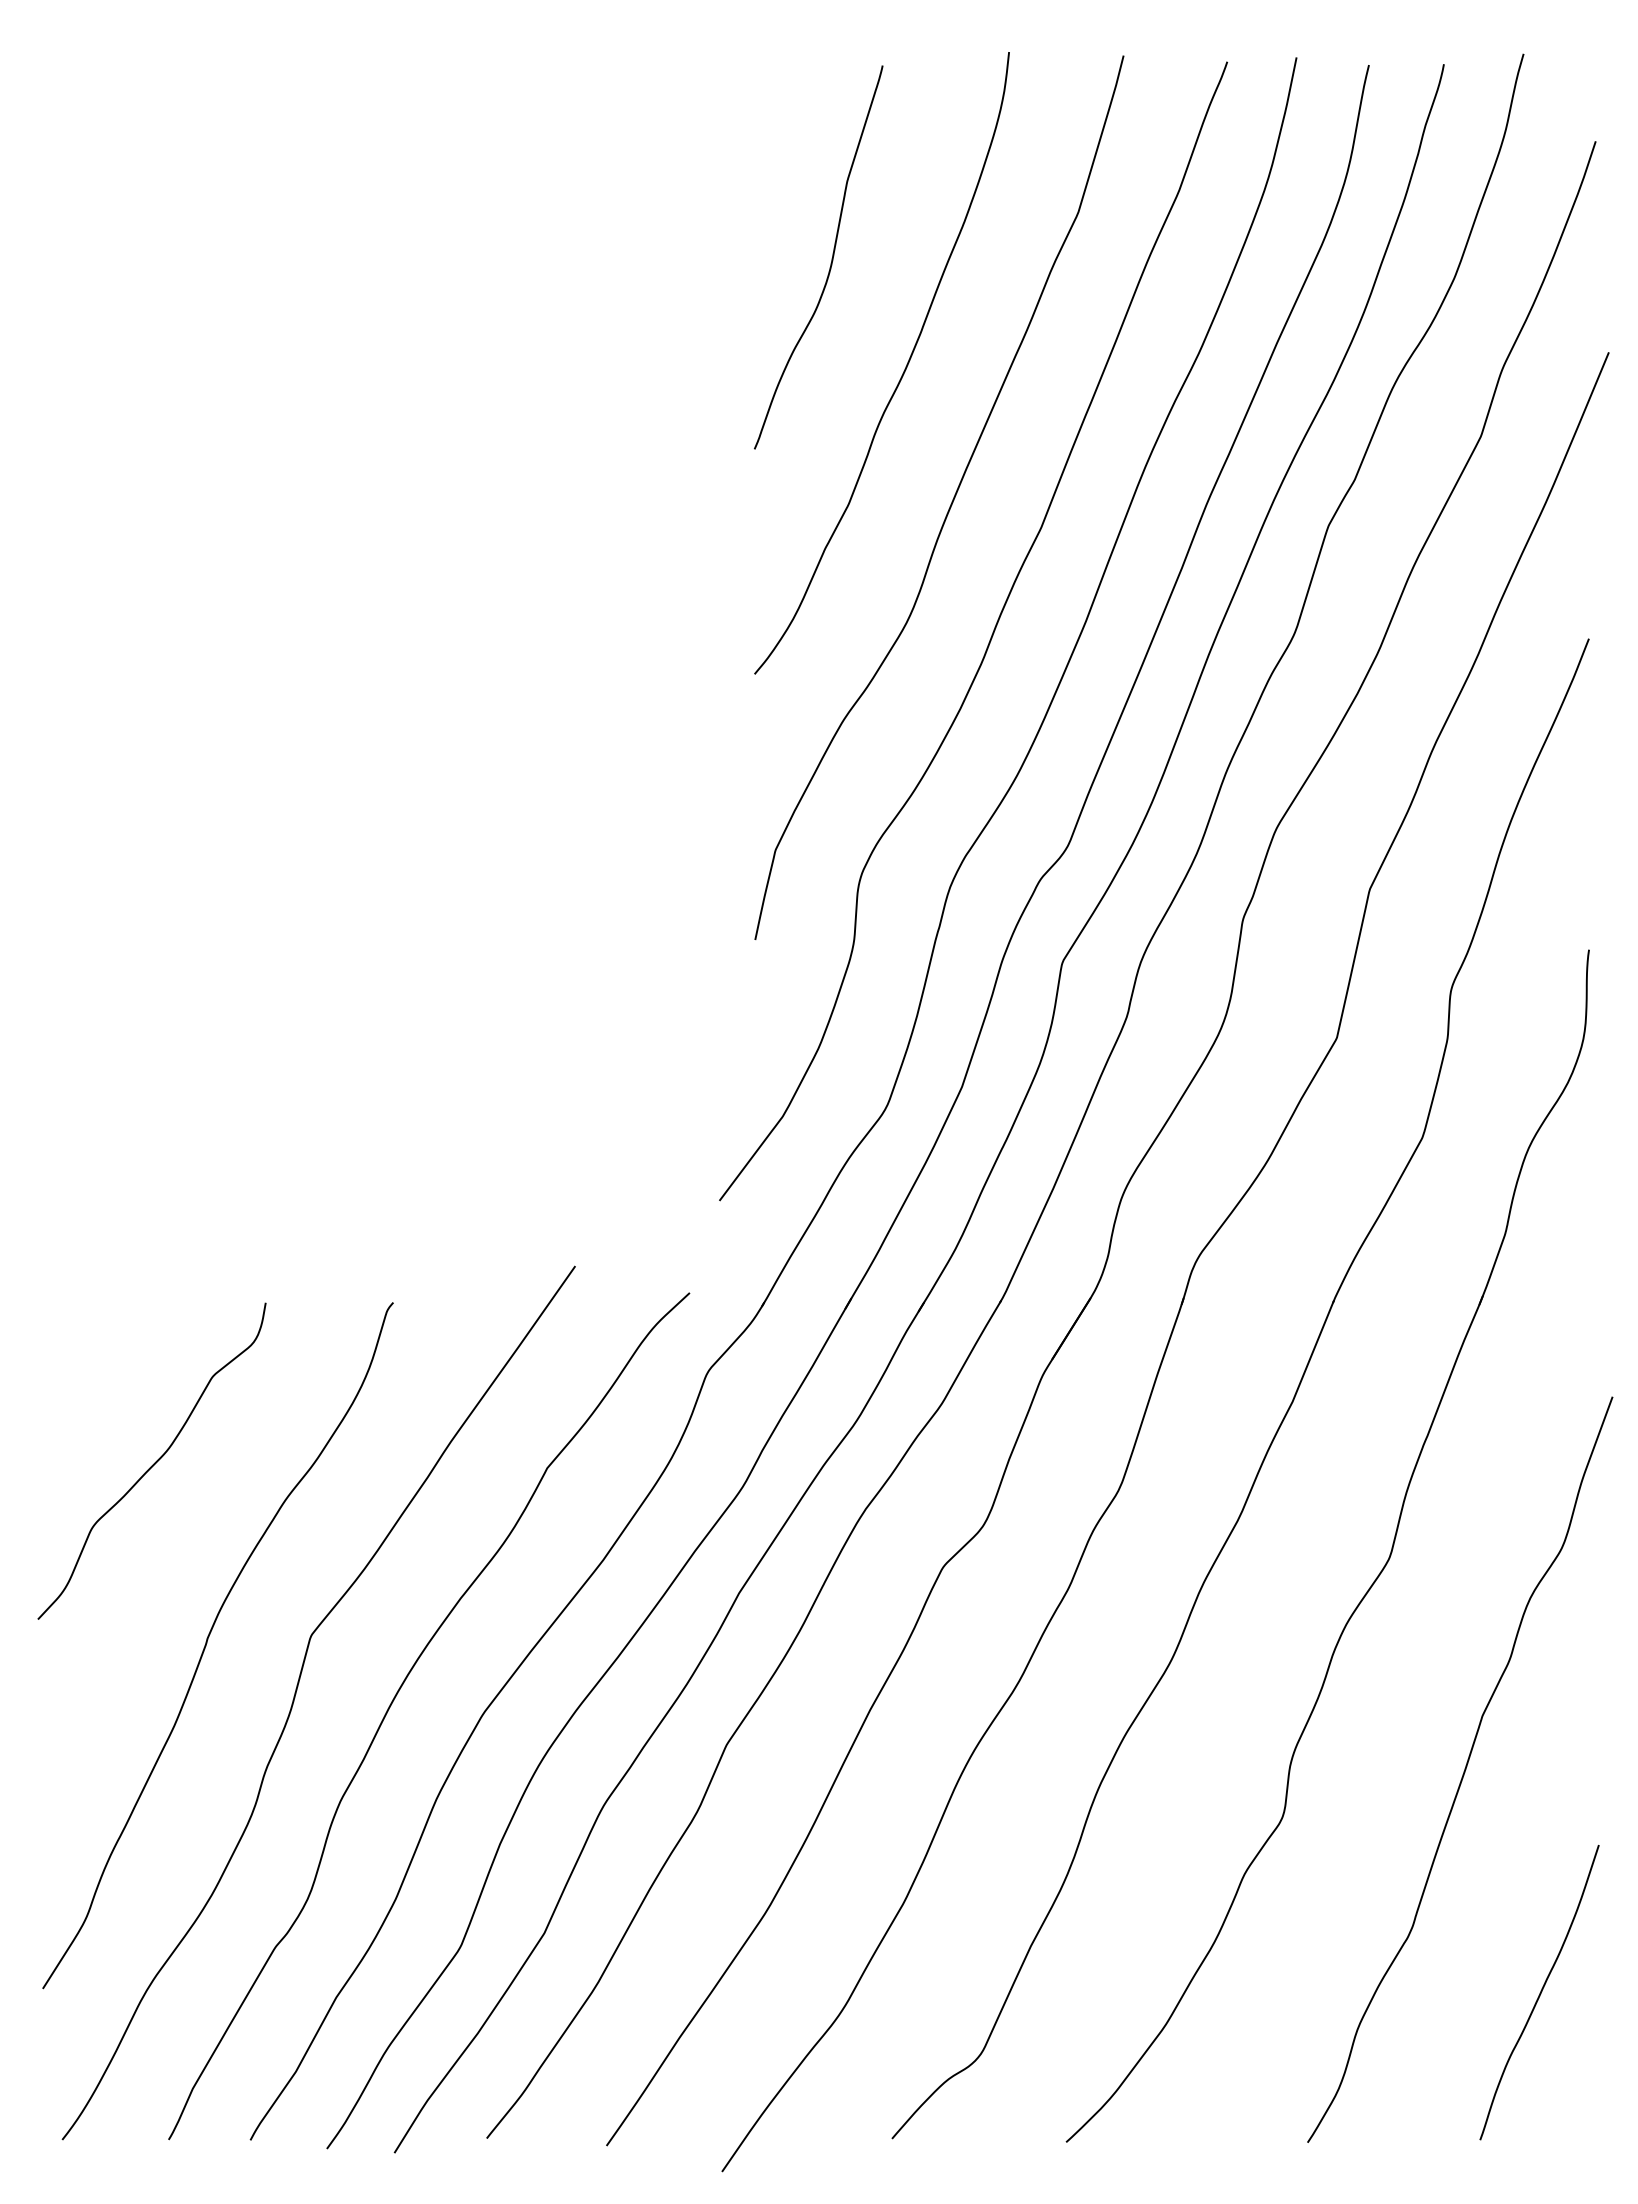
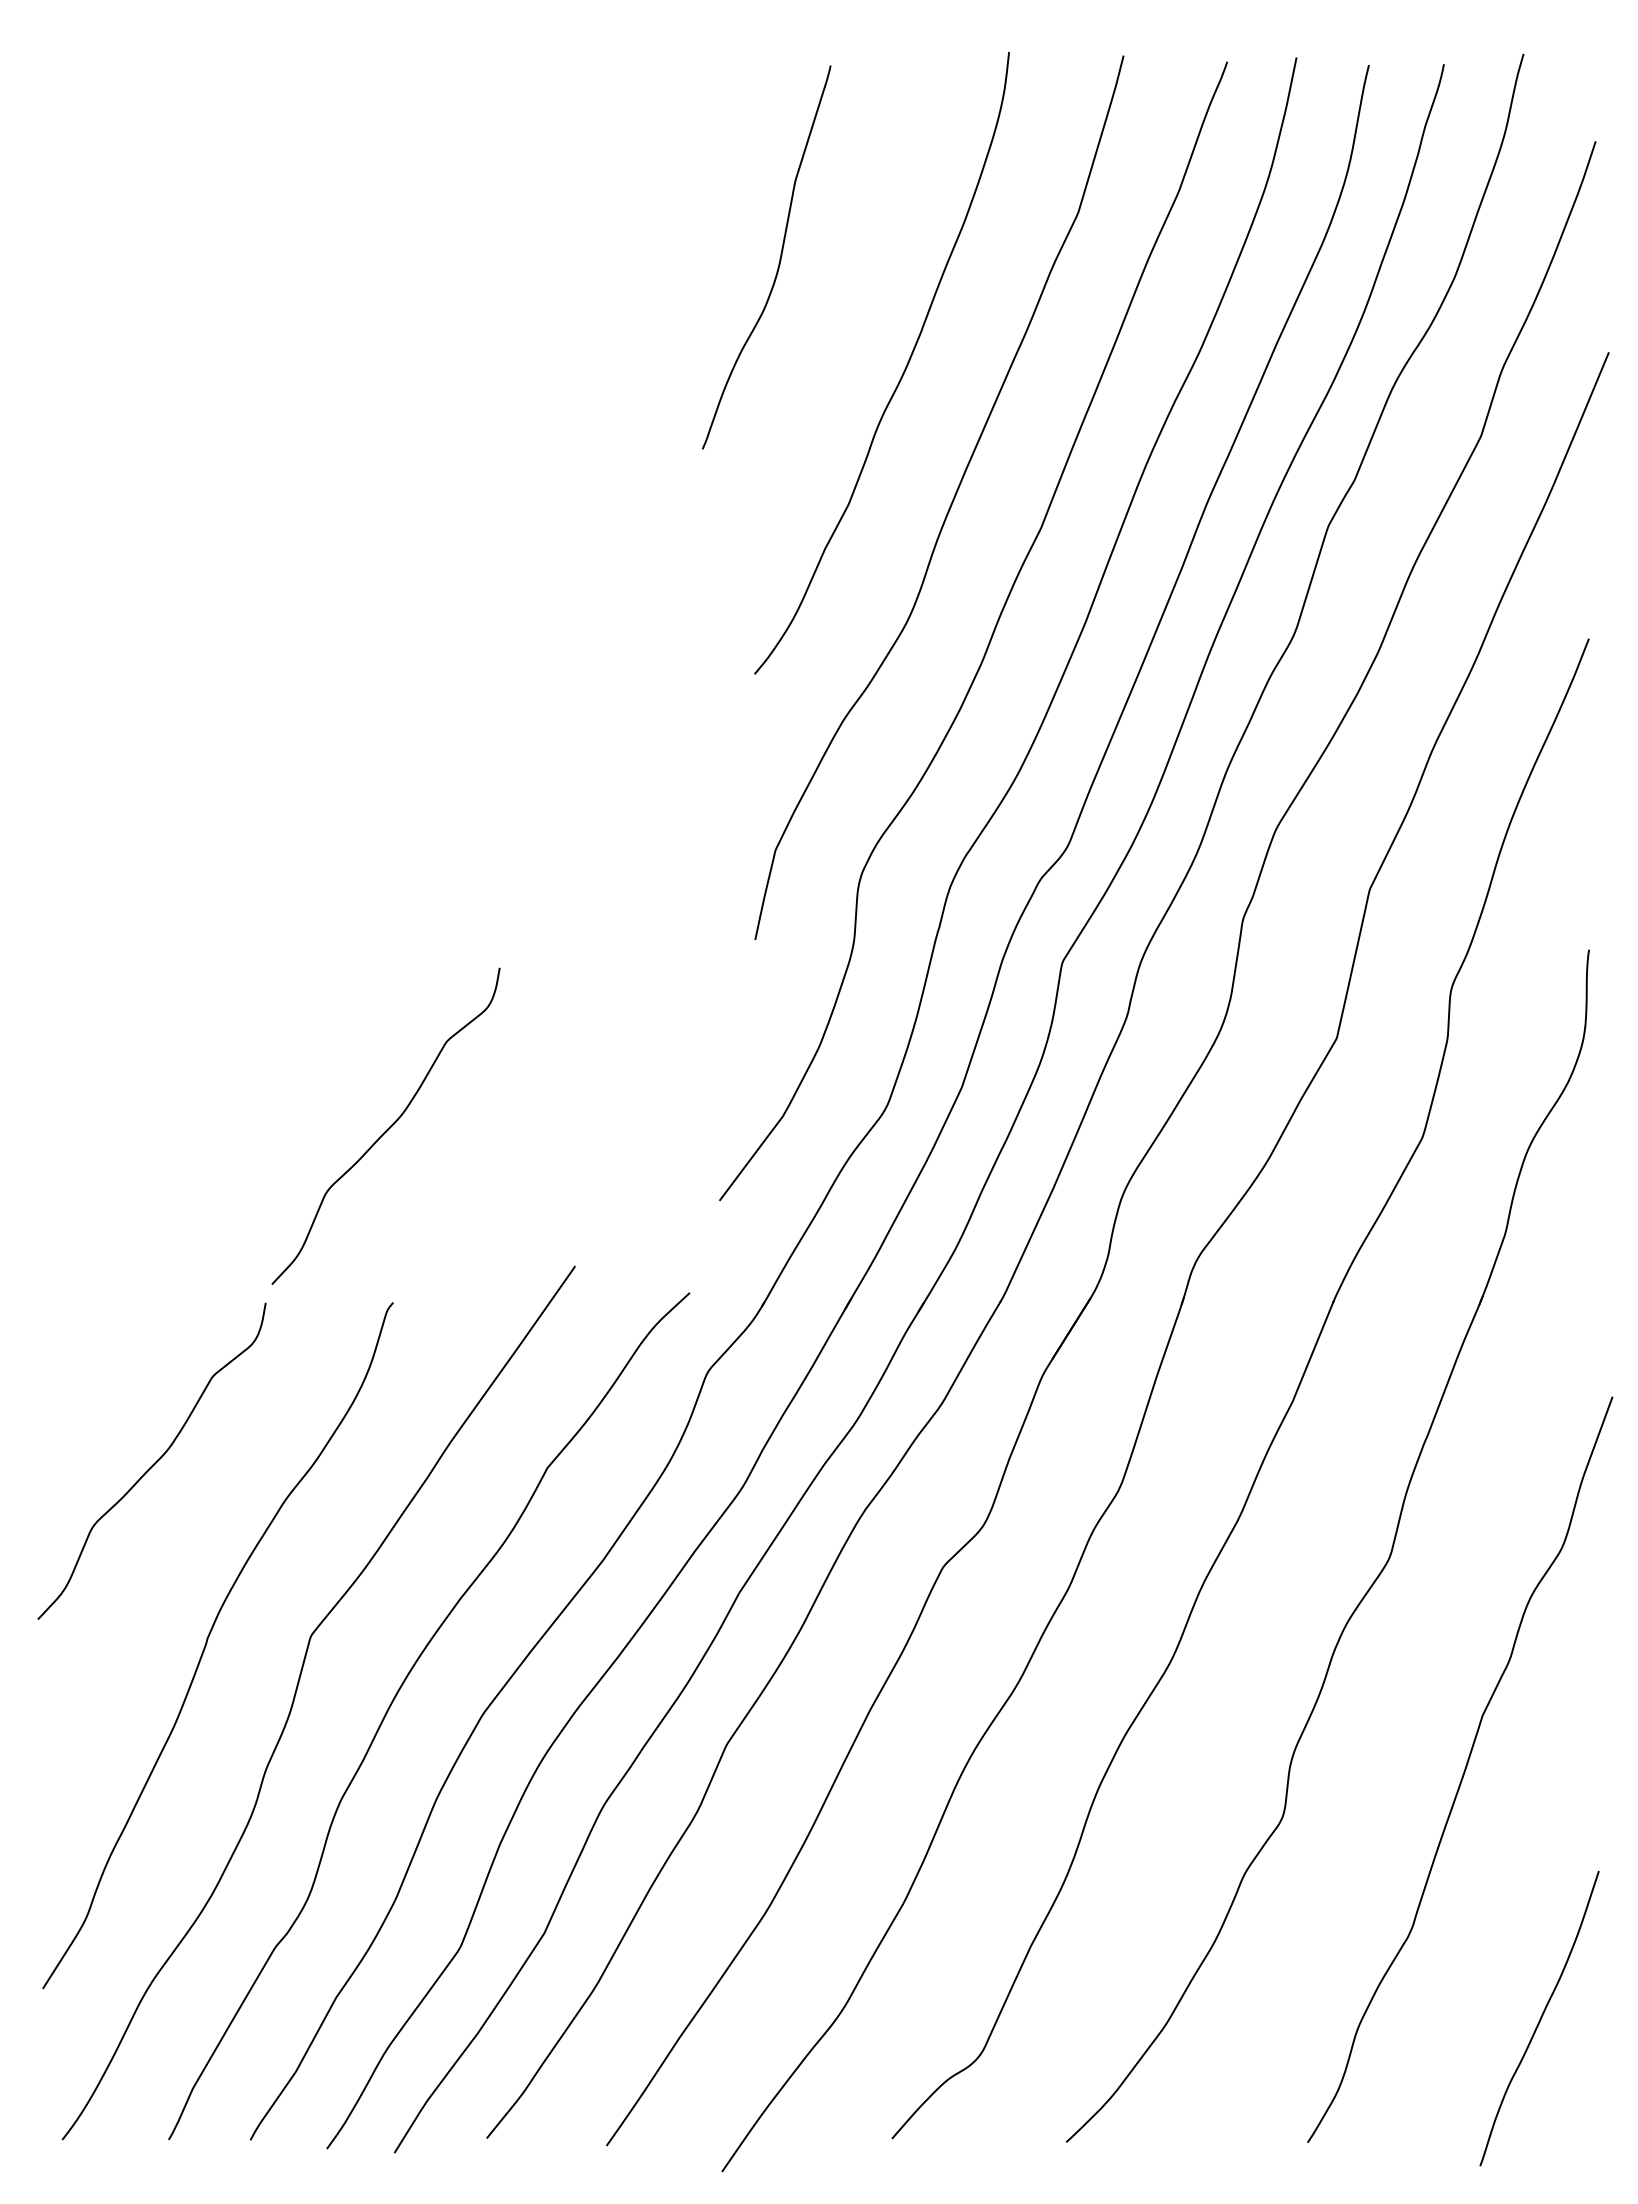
curve position: (831, 258) -> (779, 258) (779, 258)
curve: none -> present (388, 1127)
curve position: (1540, 1992) -> (1540, 2018) (1540, 2018)
